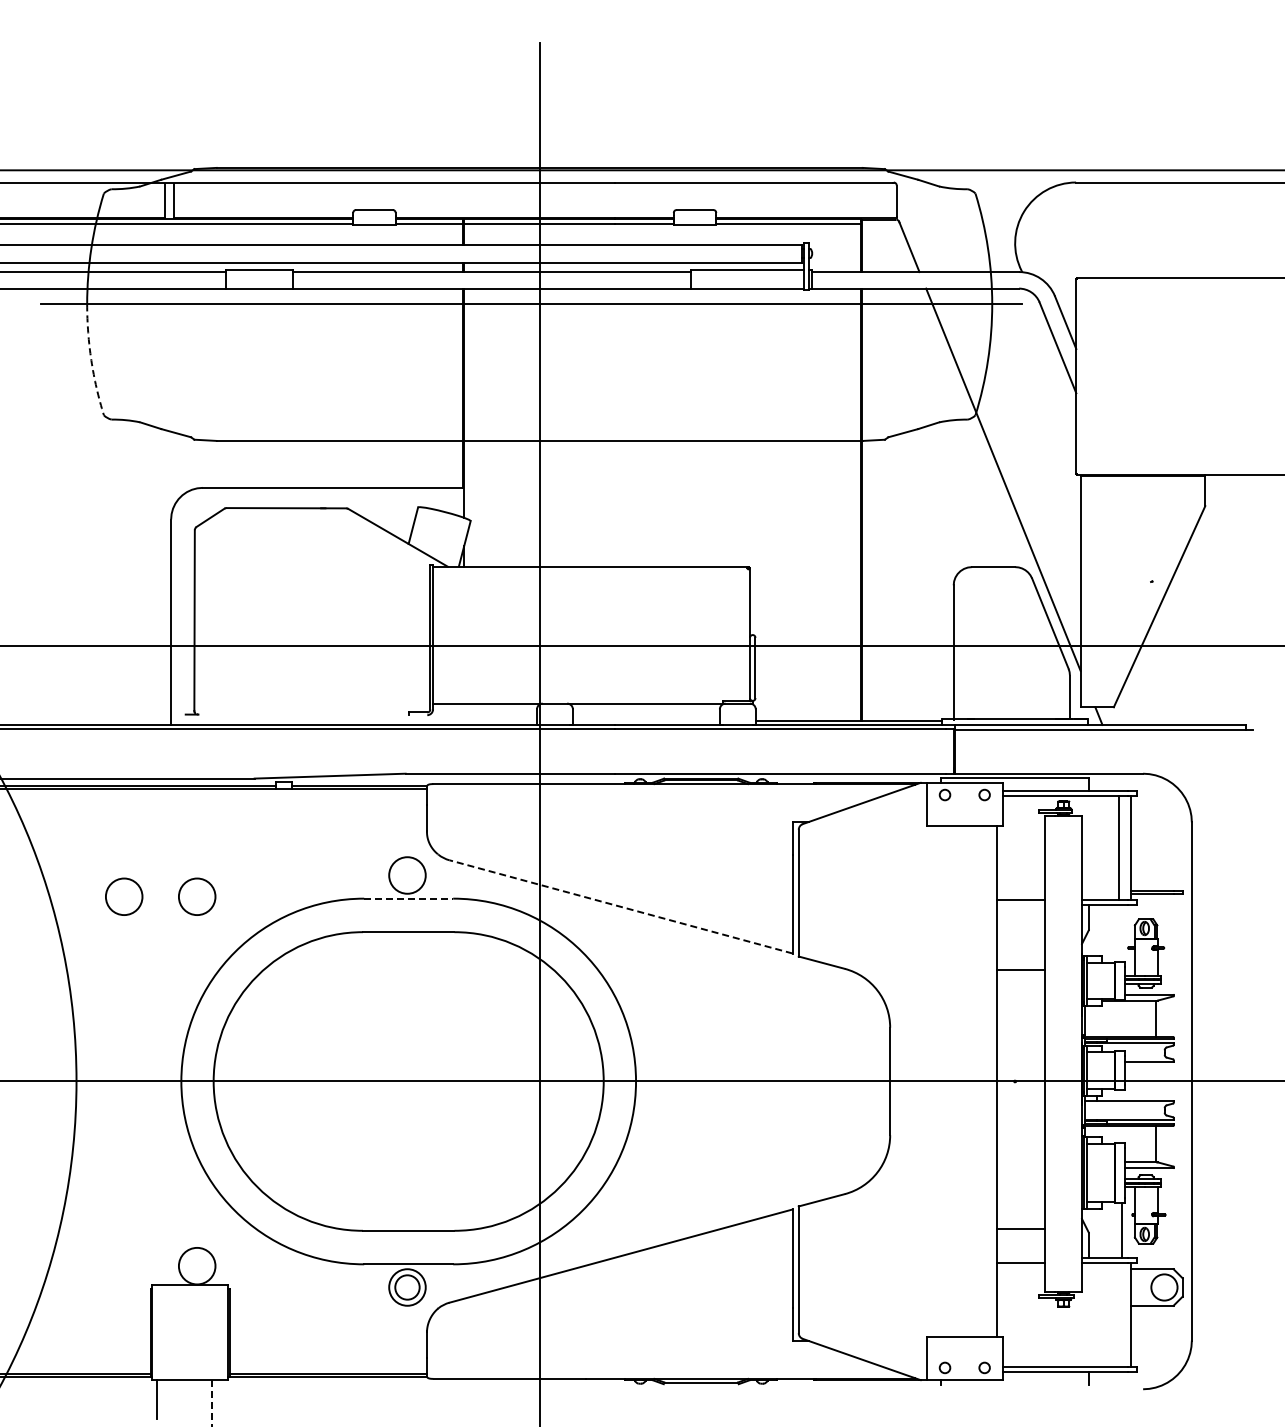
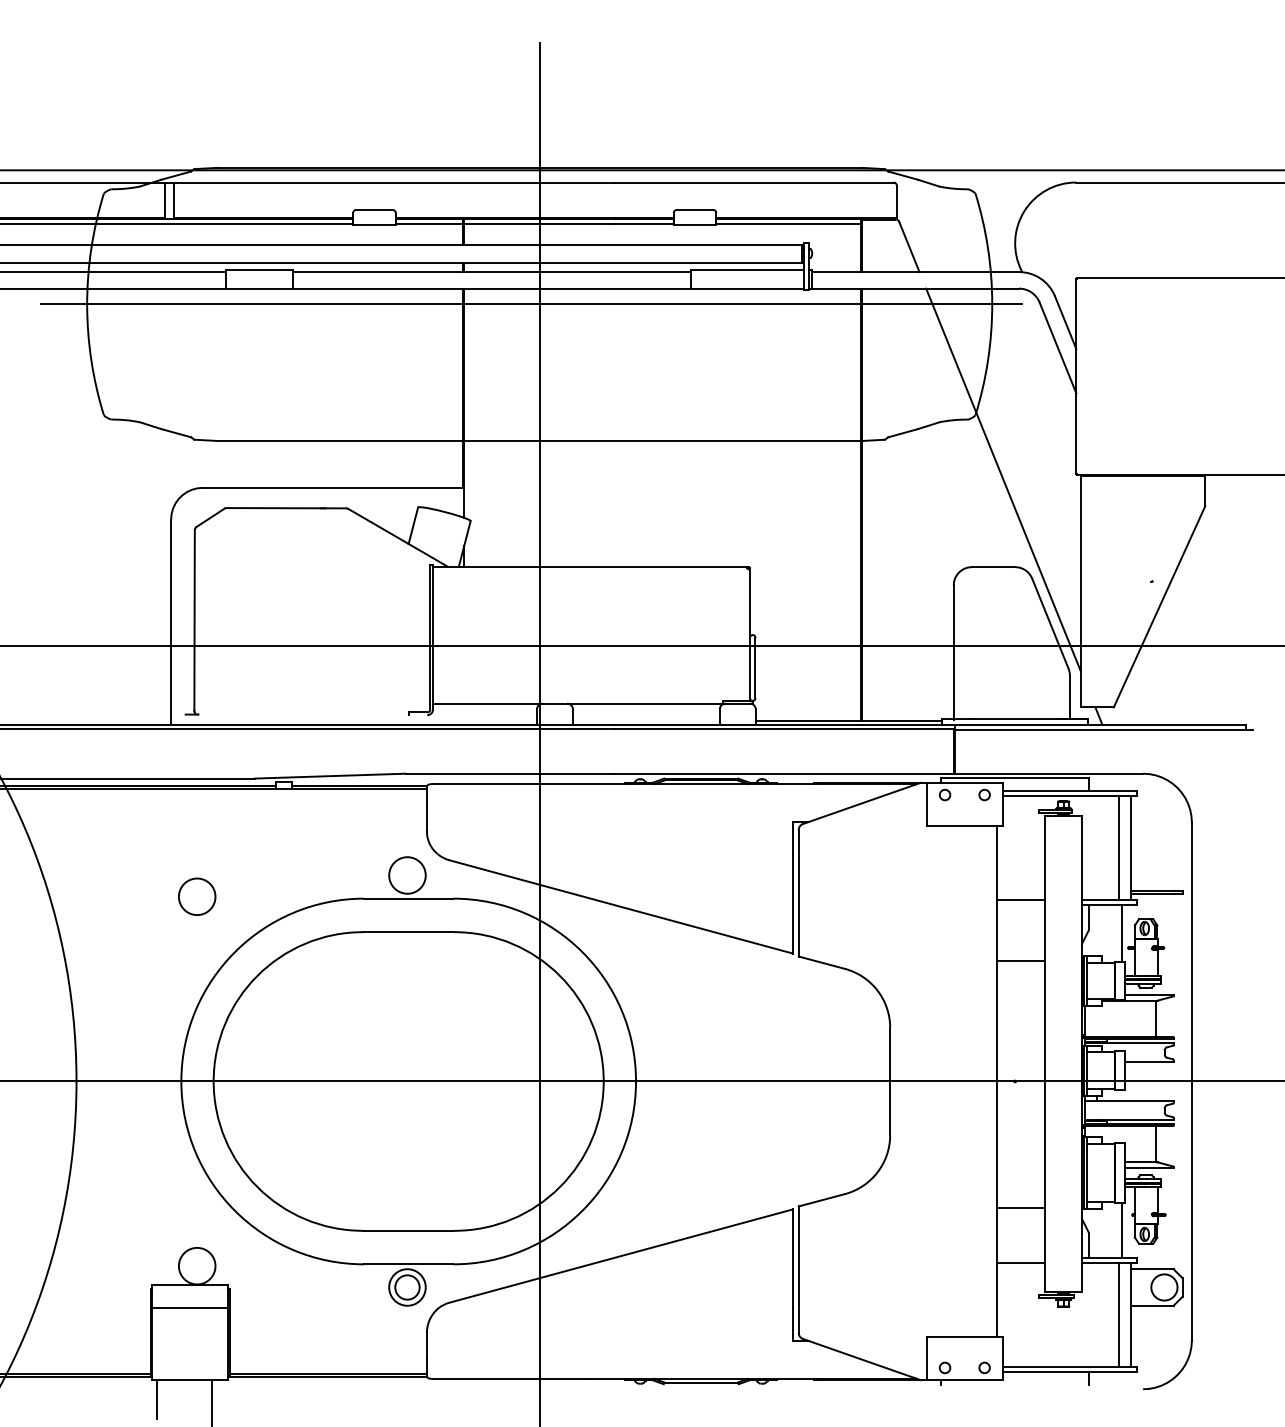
arc: dashed -> solid (91, 360)
circle: present -> none (124, 896)
line: dashed -> solid (409, 898)
line: dashed -> solid (621, 906)
line: none -> present (1121, 932)
line position: (1020, 969) -> (1020, 960) (1020, 960)
line position: (1020, 1229) -> (1020, 1208) (1020, 1208)
line: none -> present (189, 1307)
line: none -> present (1118, 1315)
line: dashed -> solid (212, 1403)
